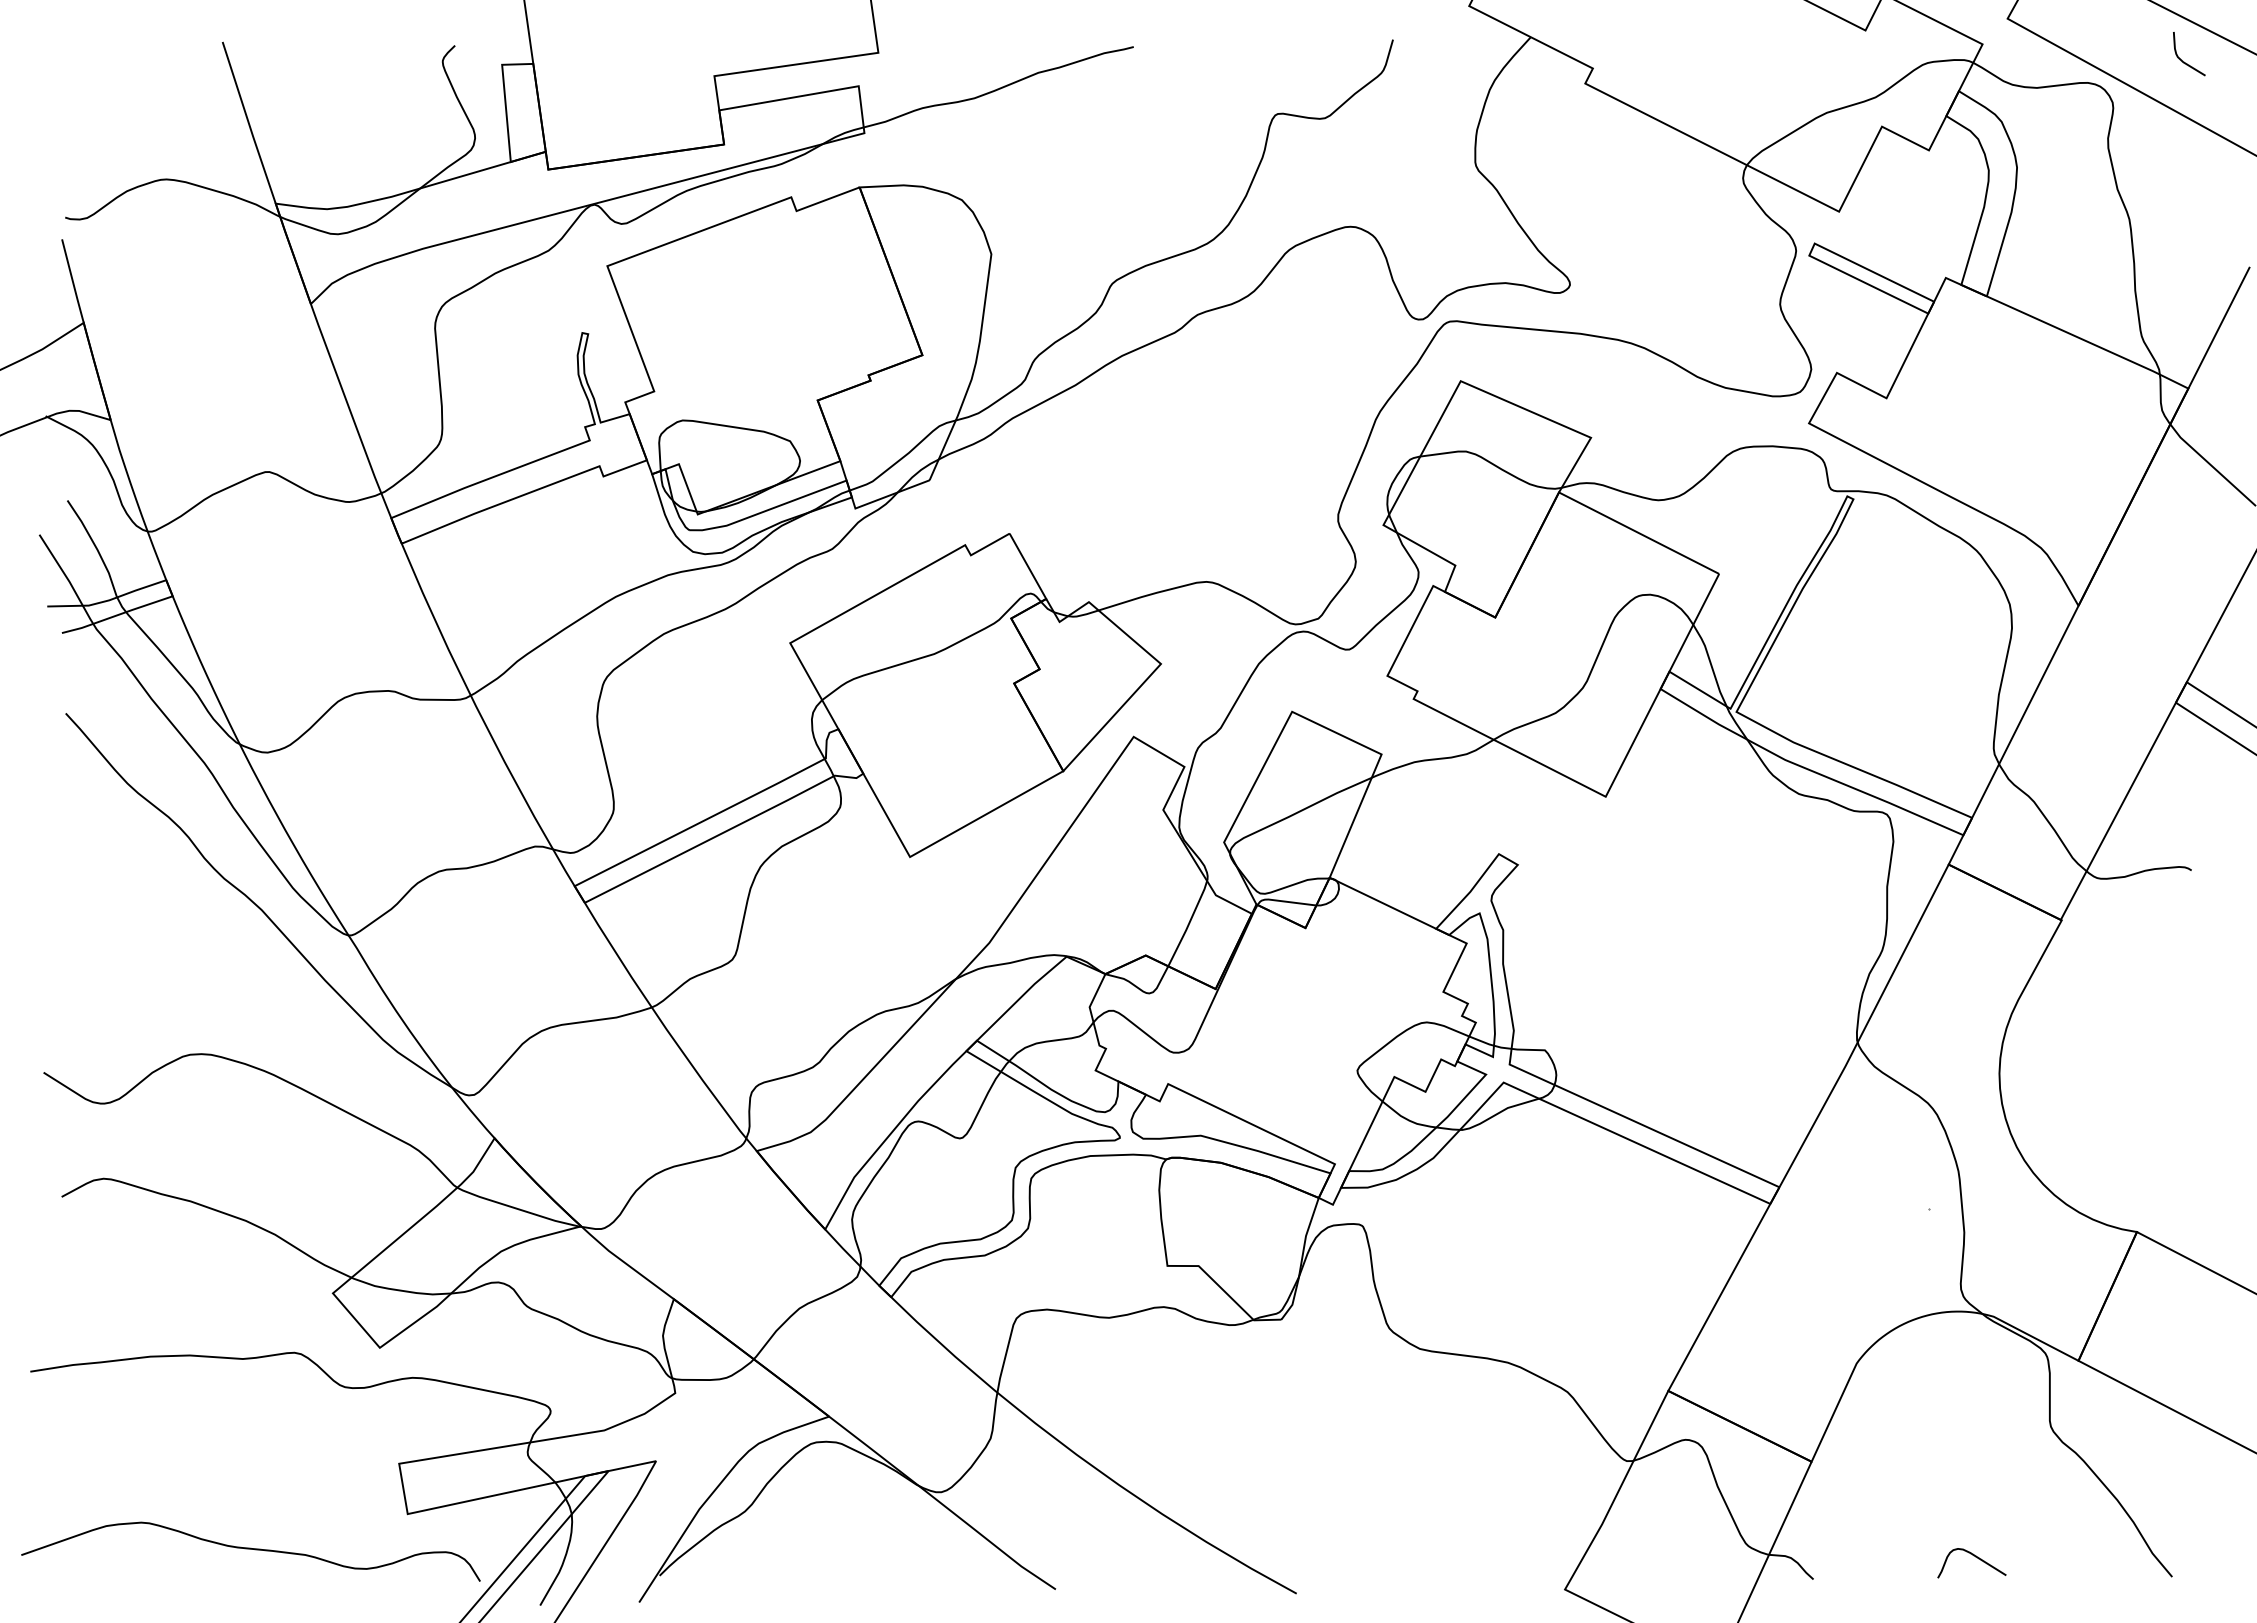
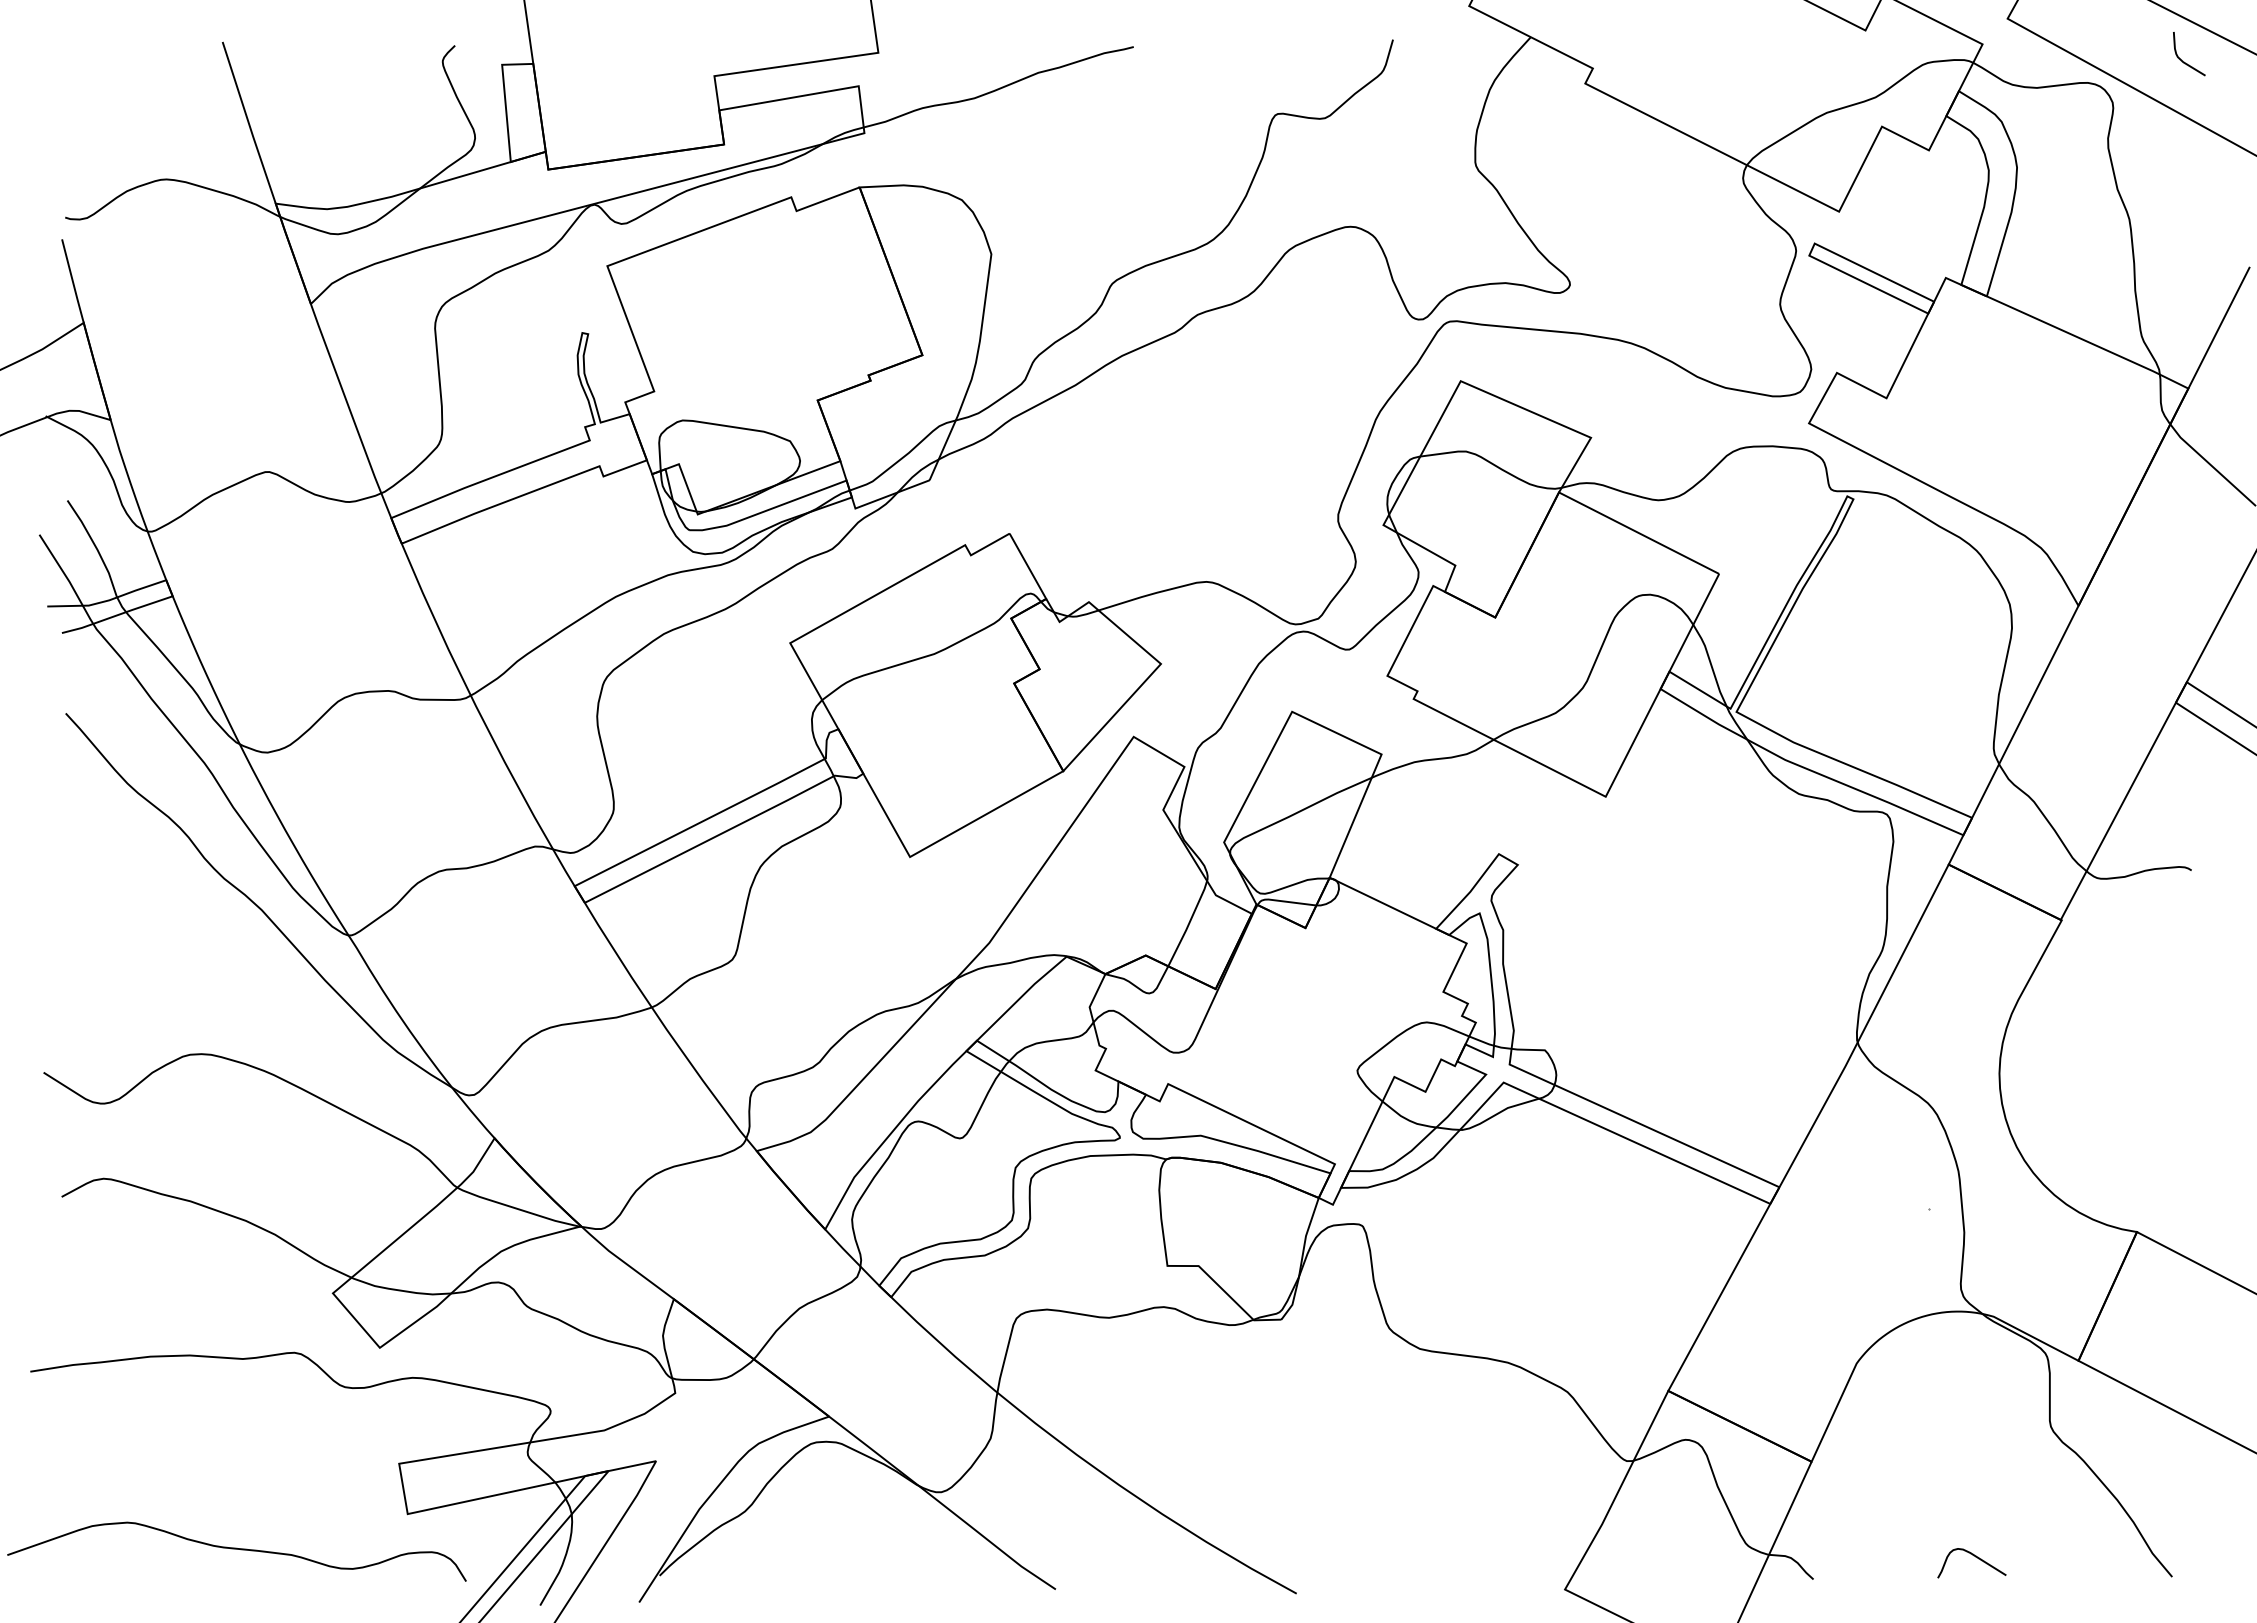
curve position: (250, 1549) -> (236, 1549) (236, 1549)
